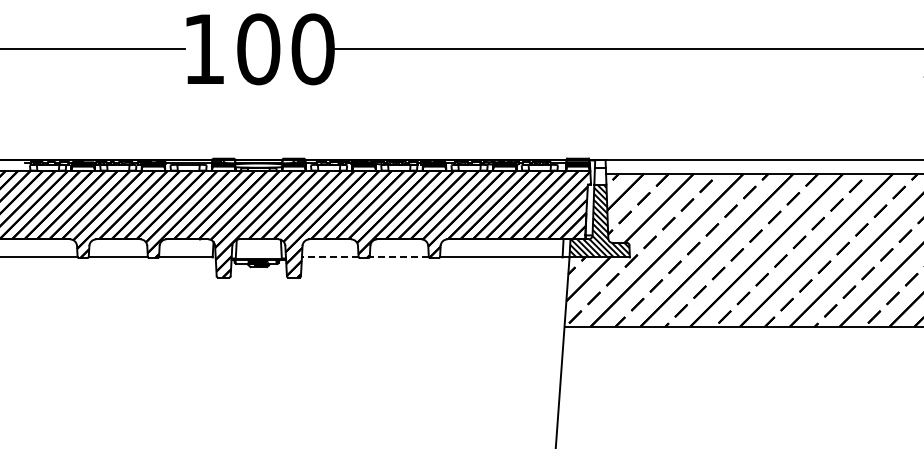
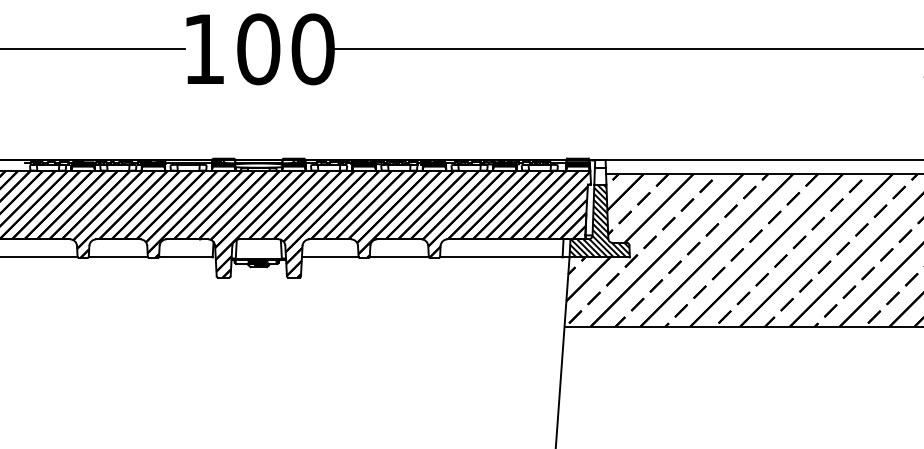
line: dashed -> solid (329, 257)
line: dashed -> solid (399, 257)
